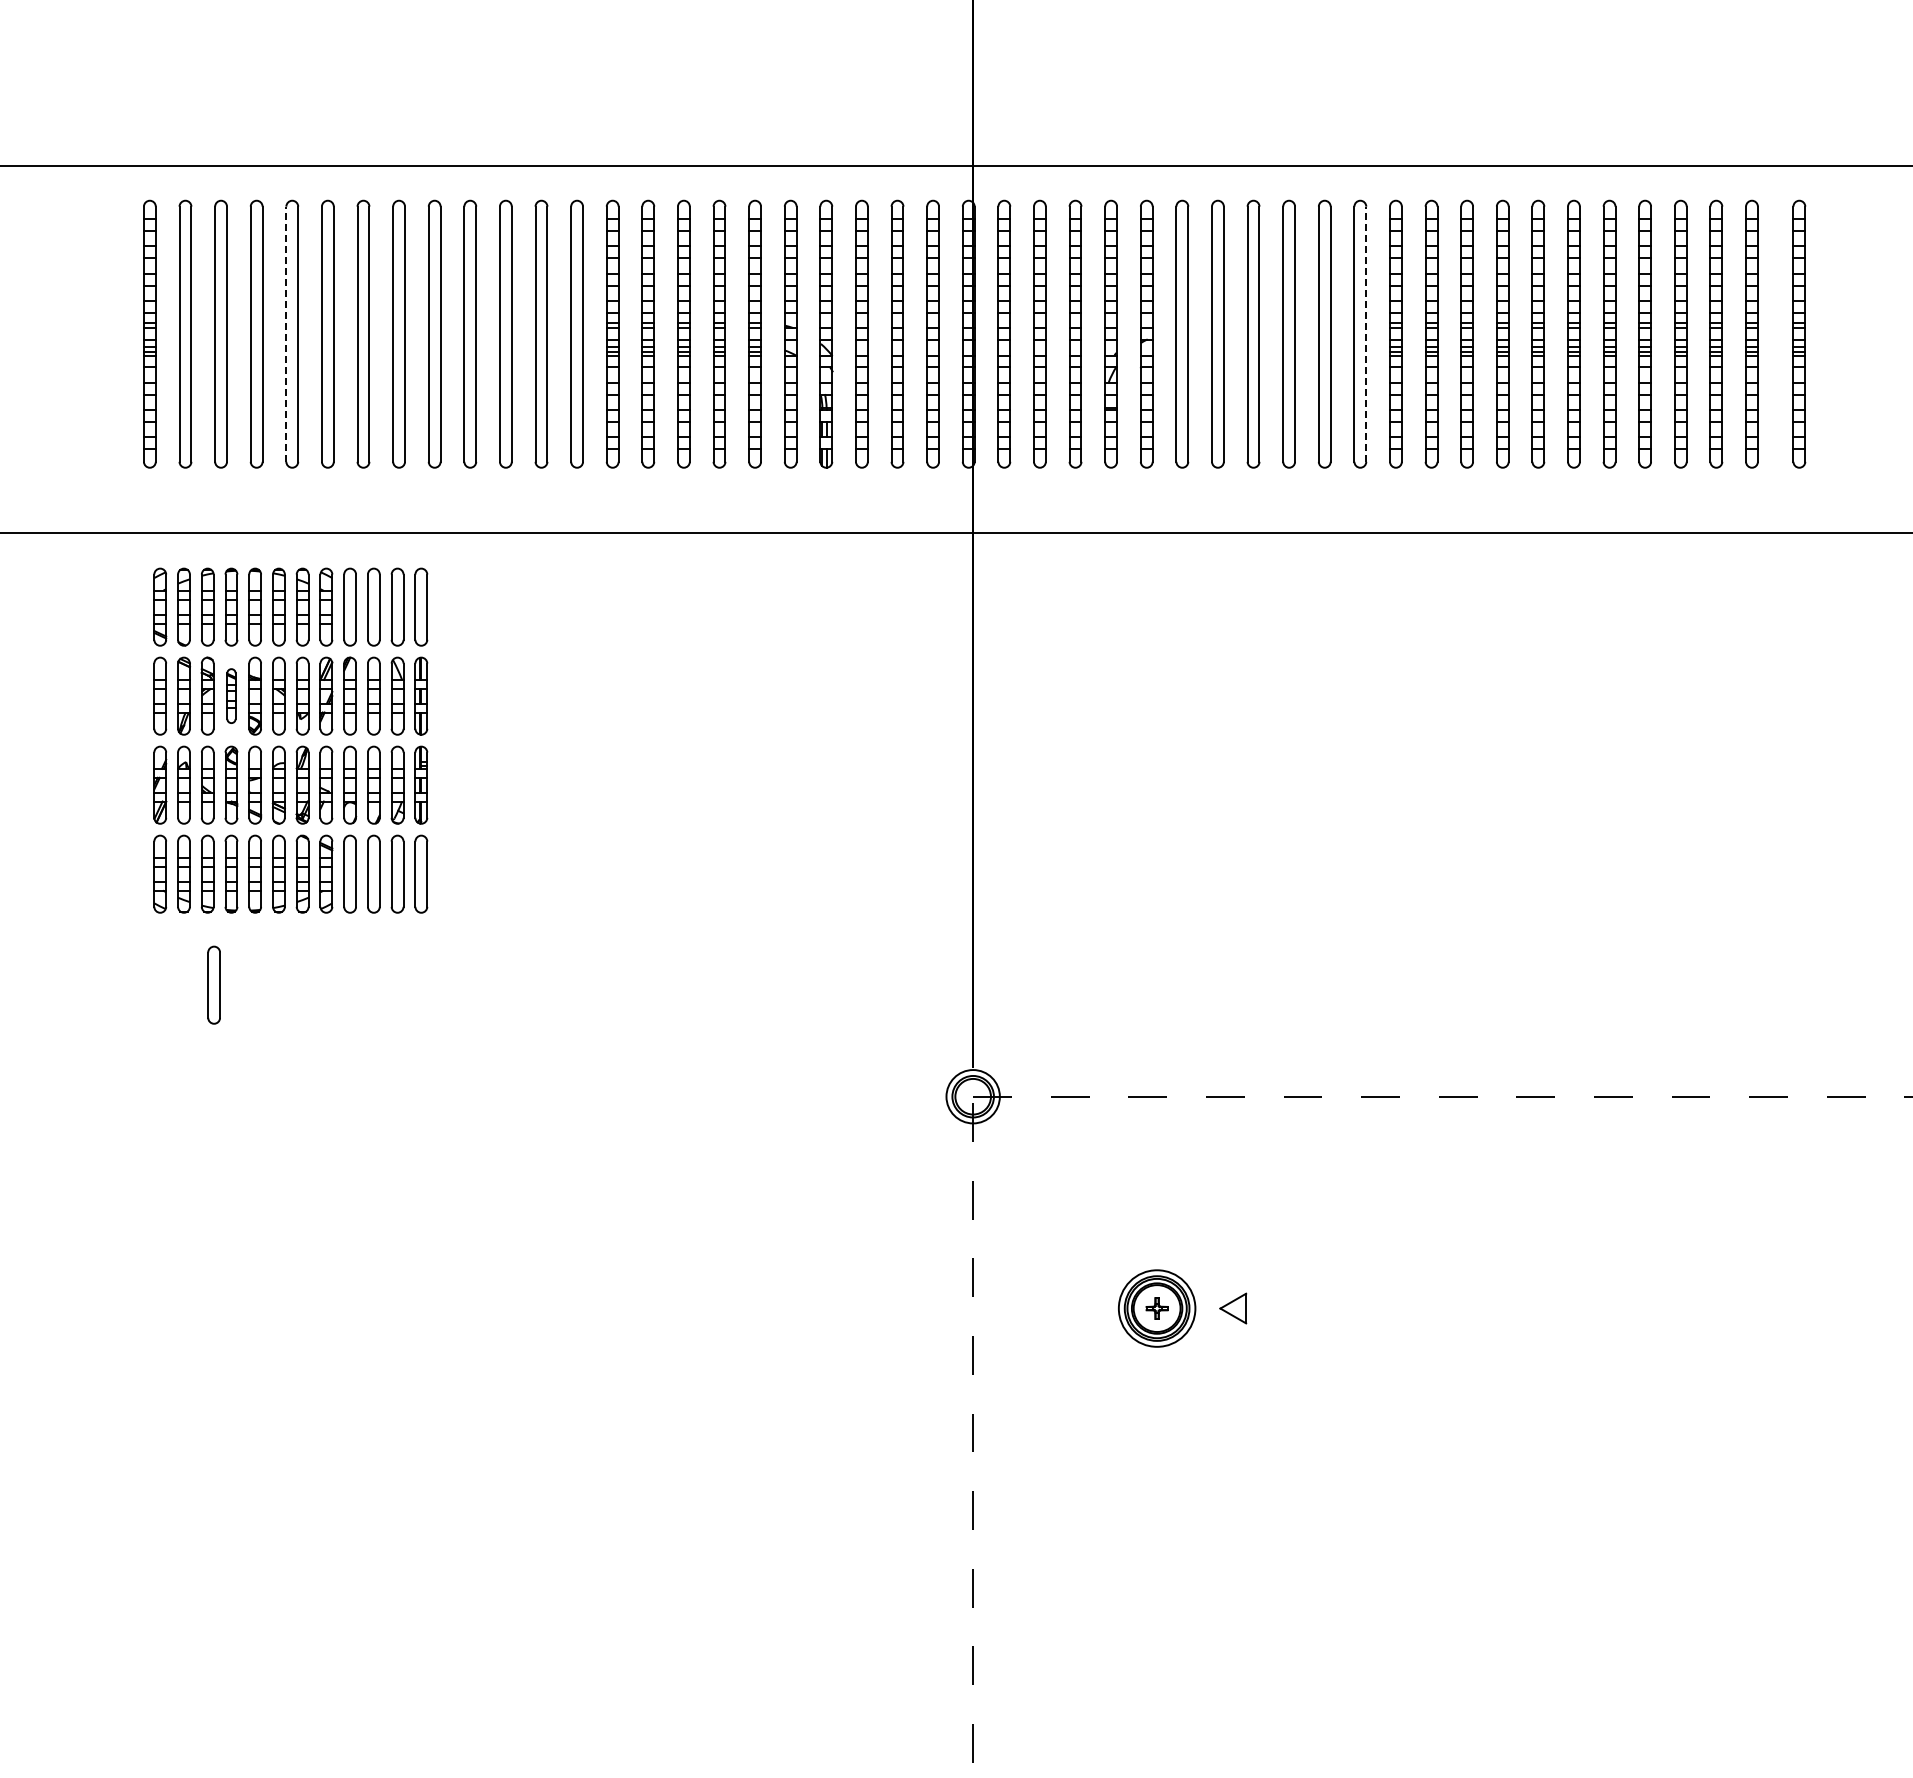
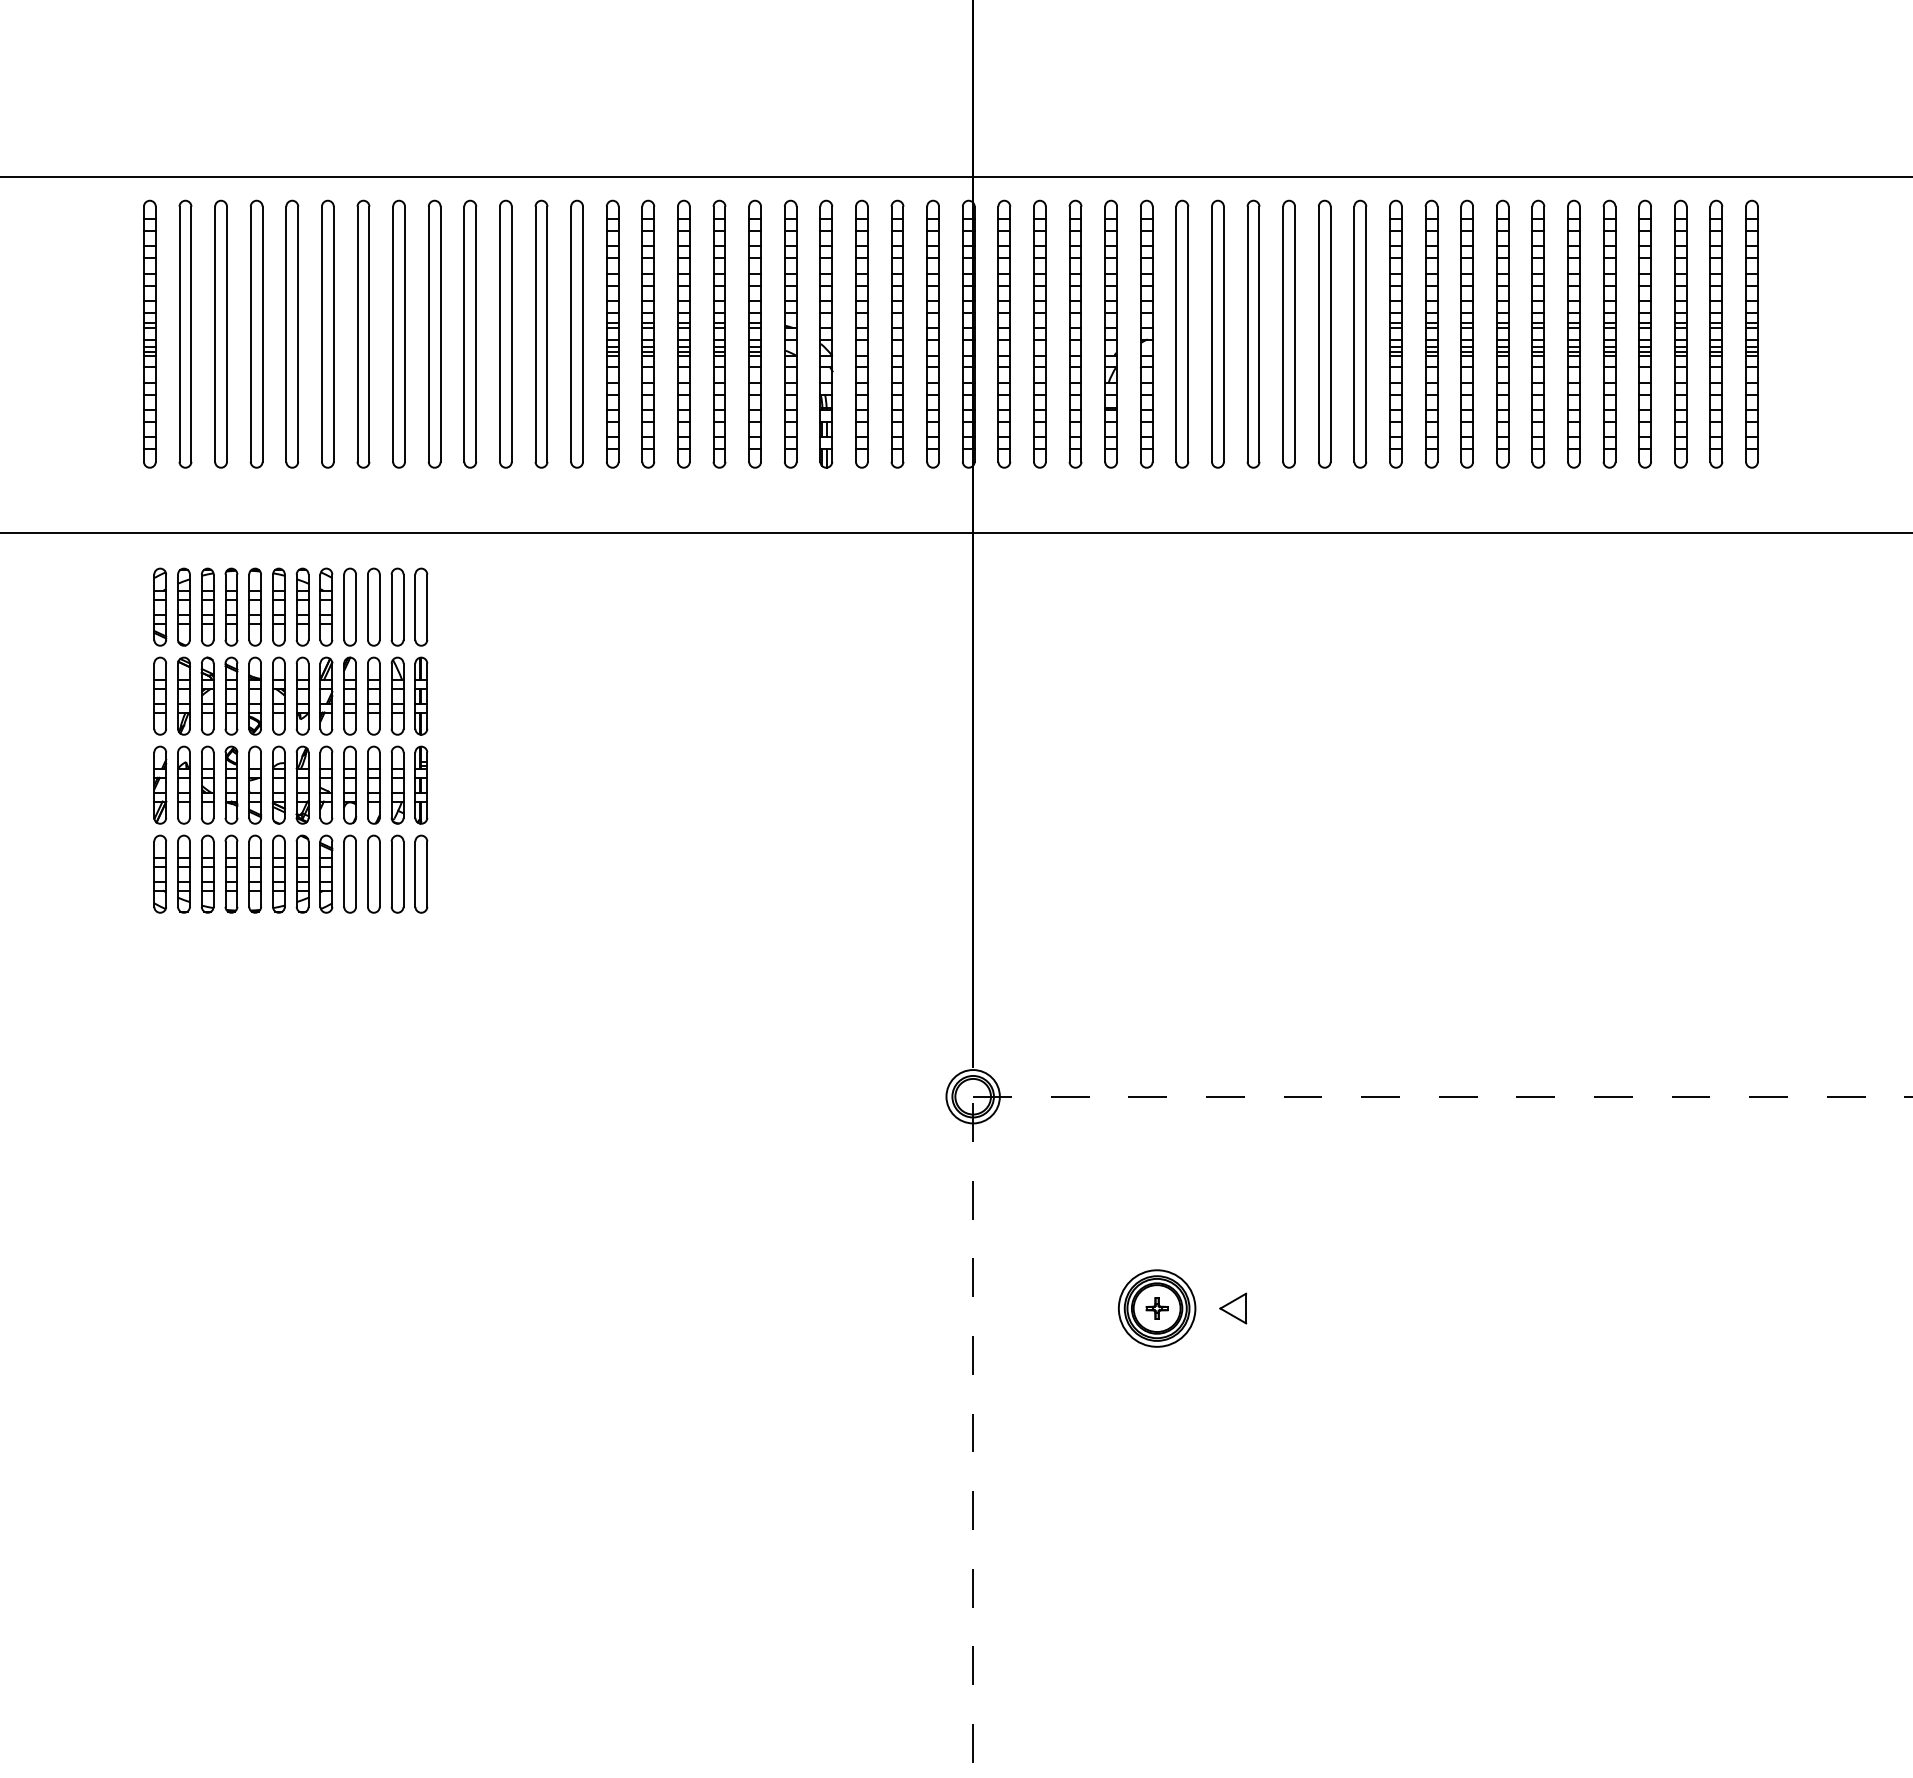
line position: (955, 166) -> (955, 177) (955, 177)
part: present -> none (1799, 333)
line: dashed -> solid (286, 334)
line: dashed -> solid (1366, 334)
part size: 11x56 px -> 15x80 px (231, 695)
part: present -> none (213, 984)
